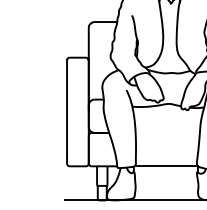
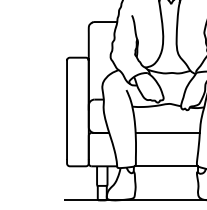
line: none -> present (167, 132)
